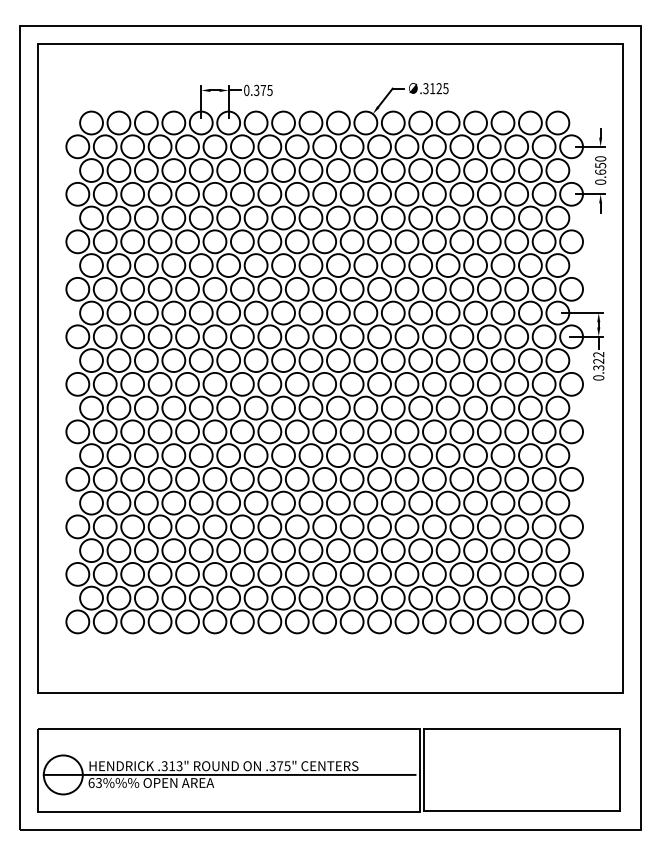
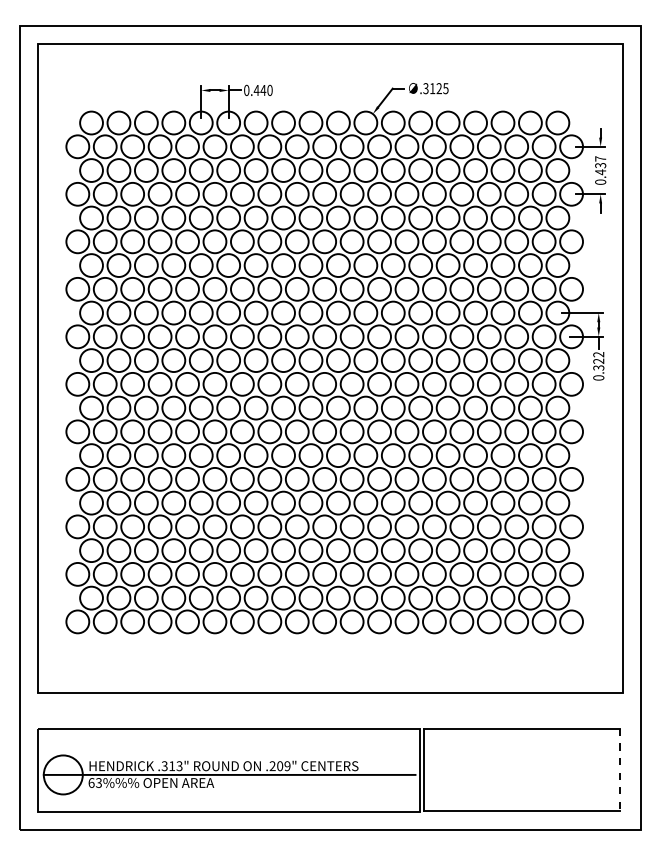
text: 0.375 -> 0.440 (262, 90)
text: 0.650 -> 0.437 (600, 165)
text: .375" -> .209" (279, 766)
line: solid -> dashed (619, 770)
